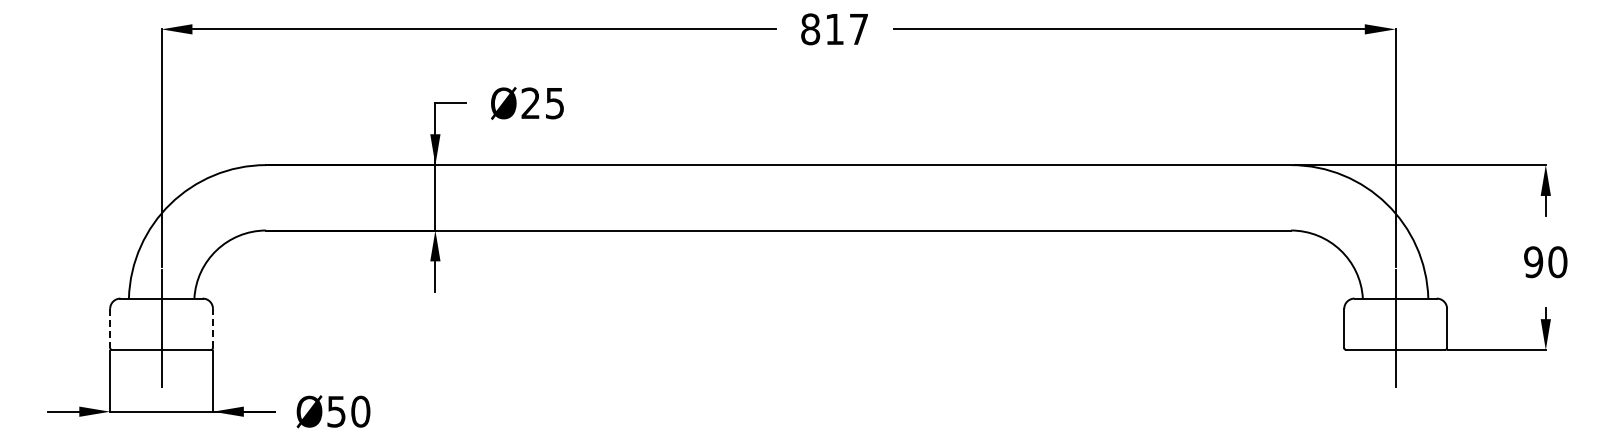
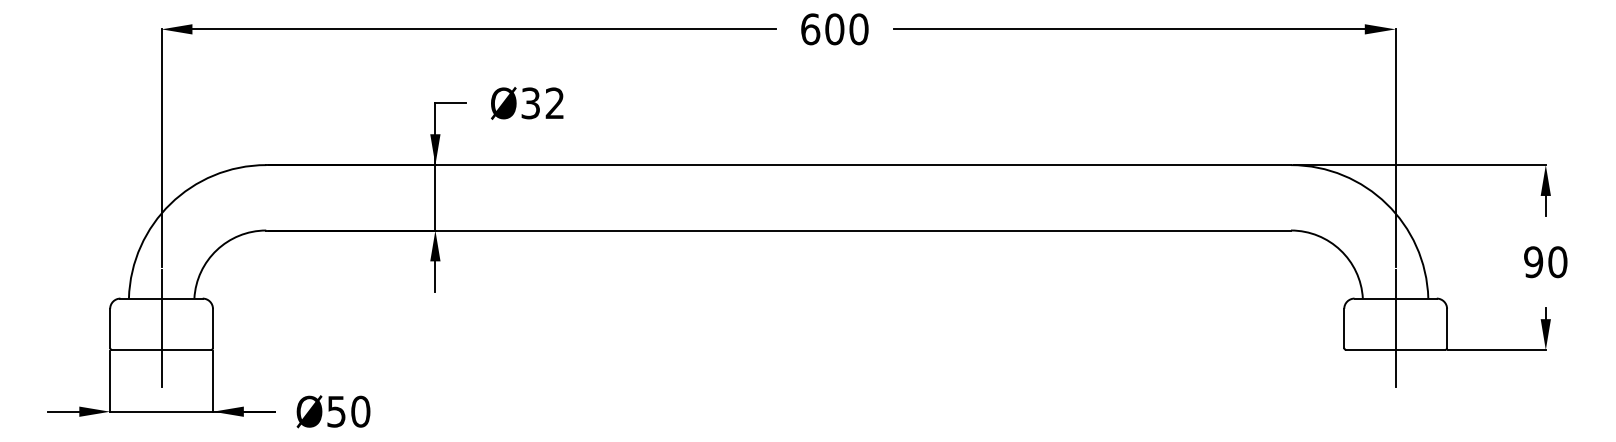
text: 817 -> 600 (834, 29)
text: Ø25 -> Ø32 (542, 103)
line: dashed -> solid (110, 328)
line: dashed -> solid (213, 328)
